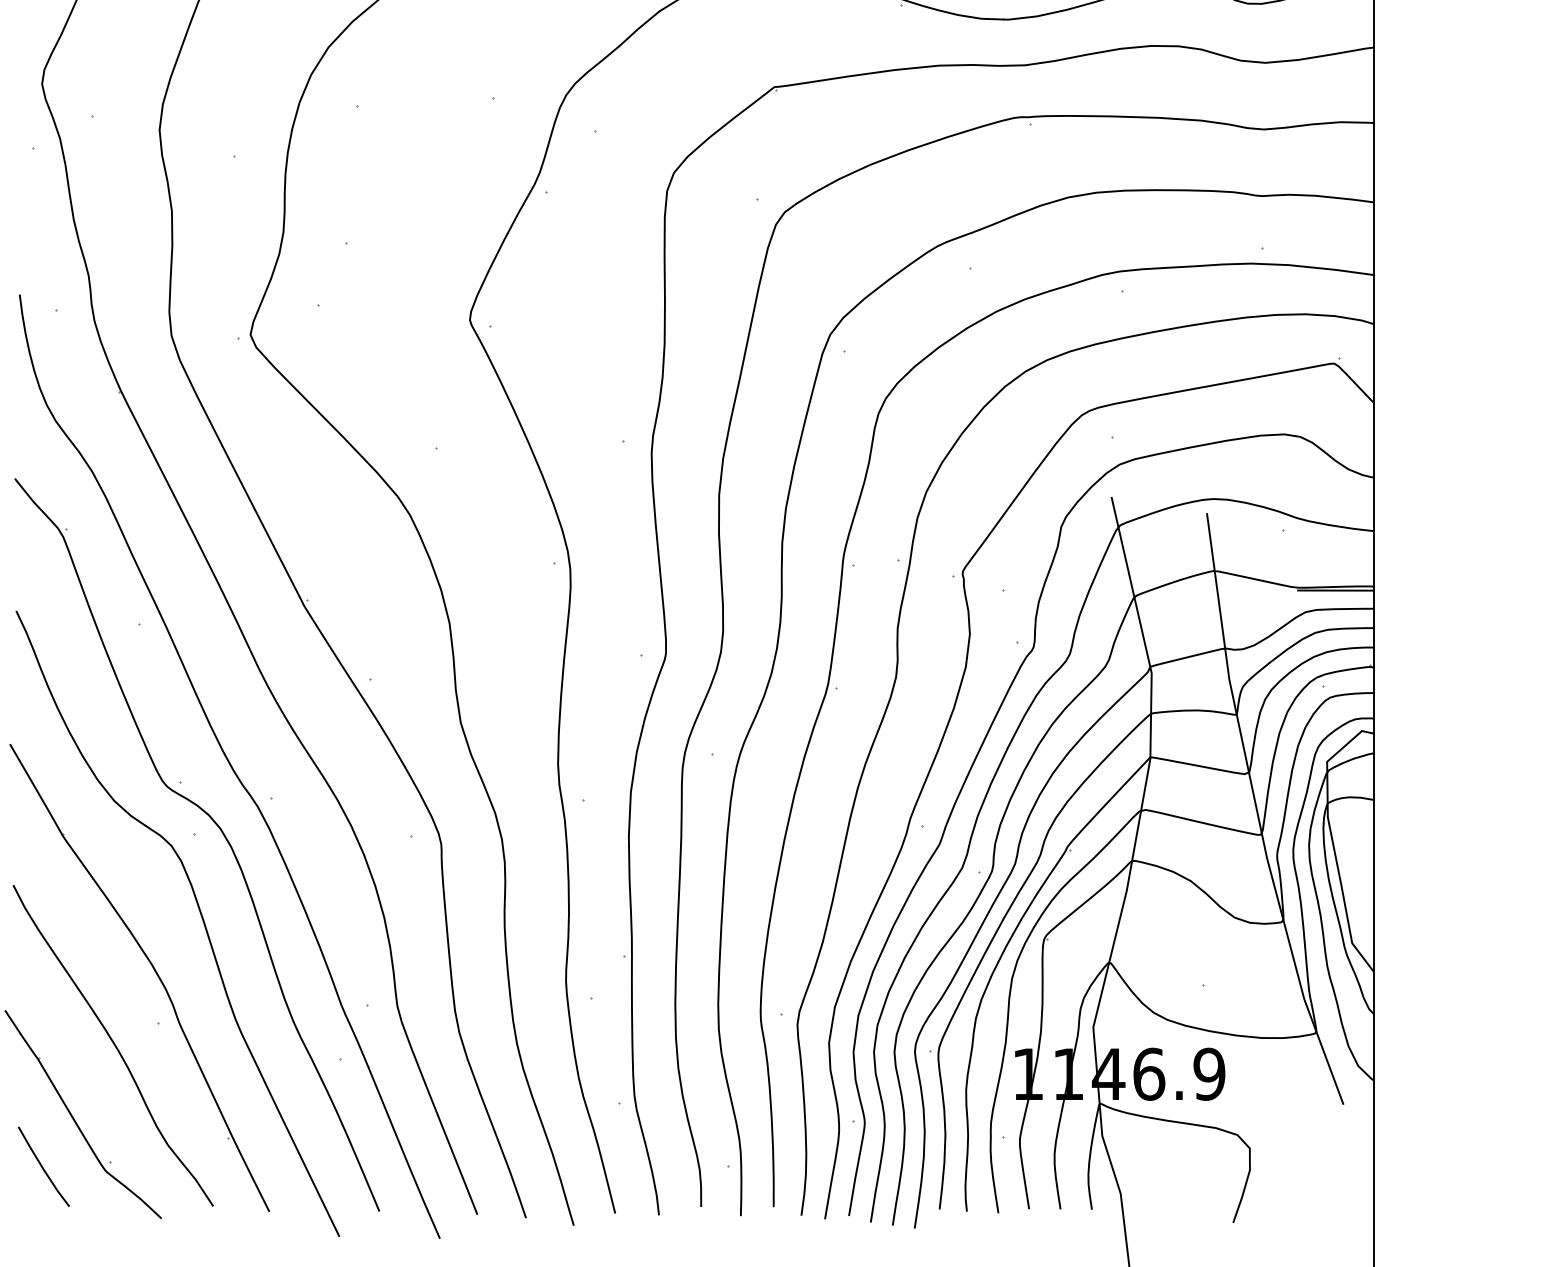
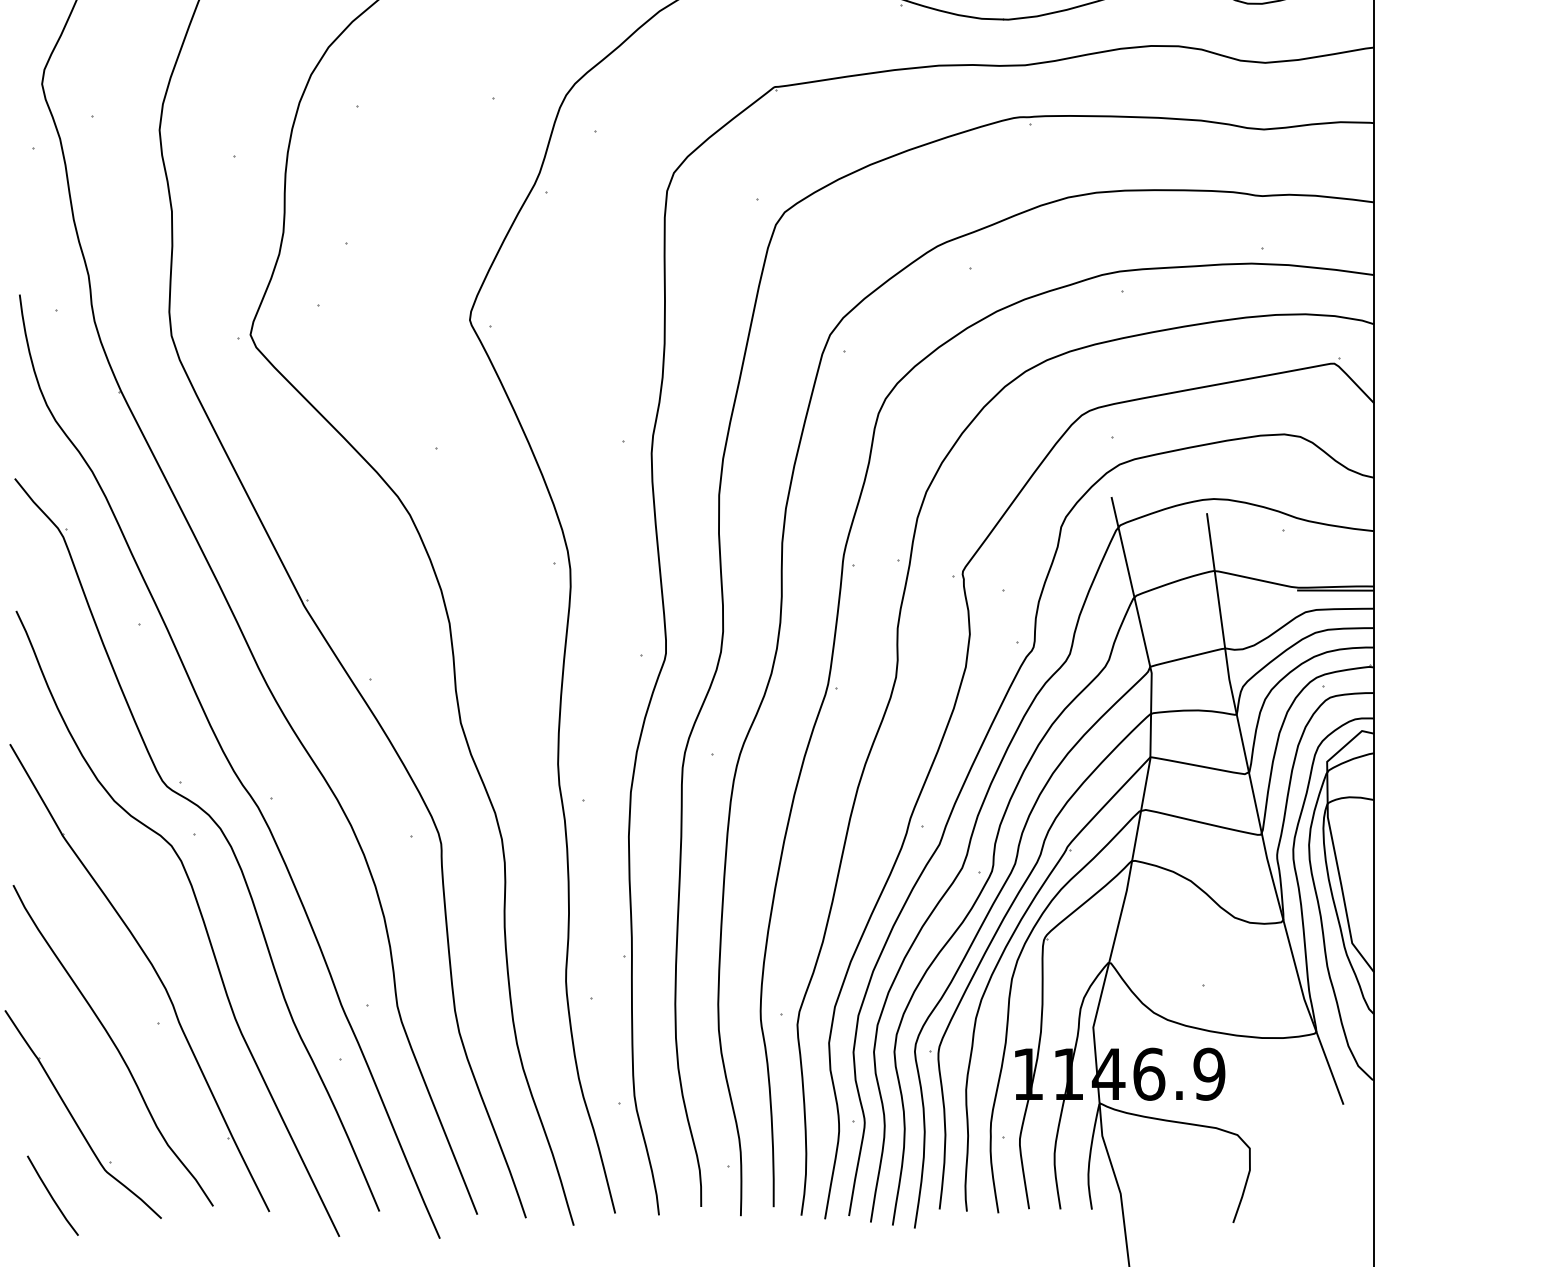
line position: (42, 1166) -> (51, 1195) (51, 1195)
